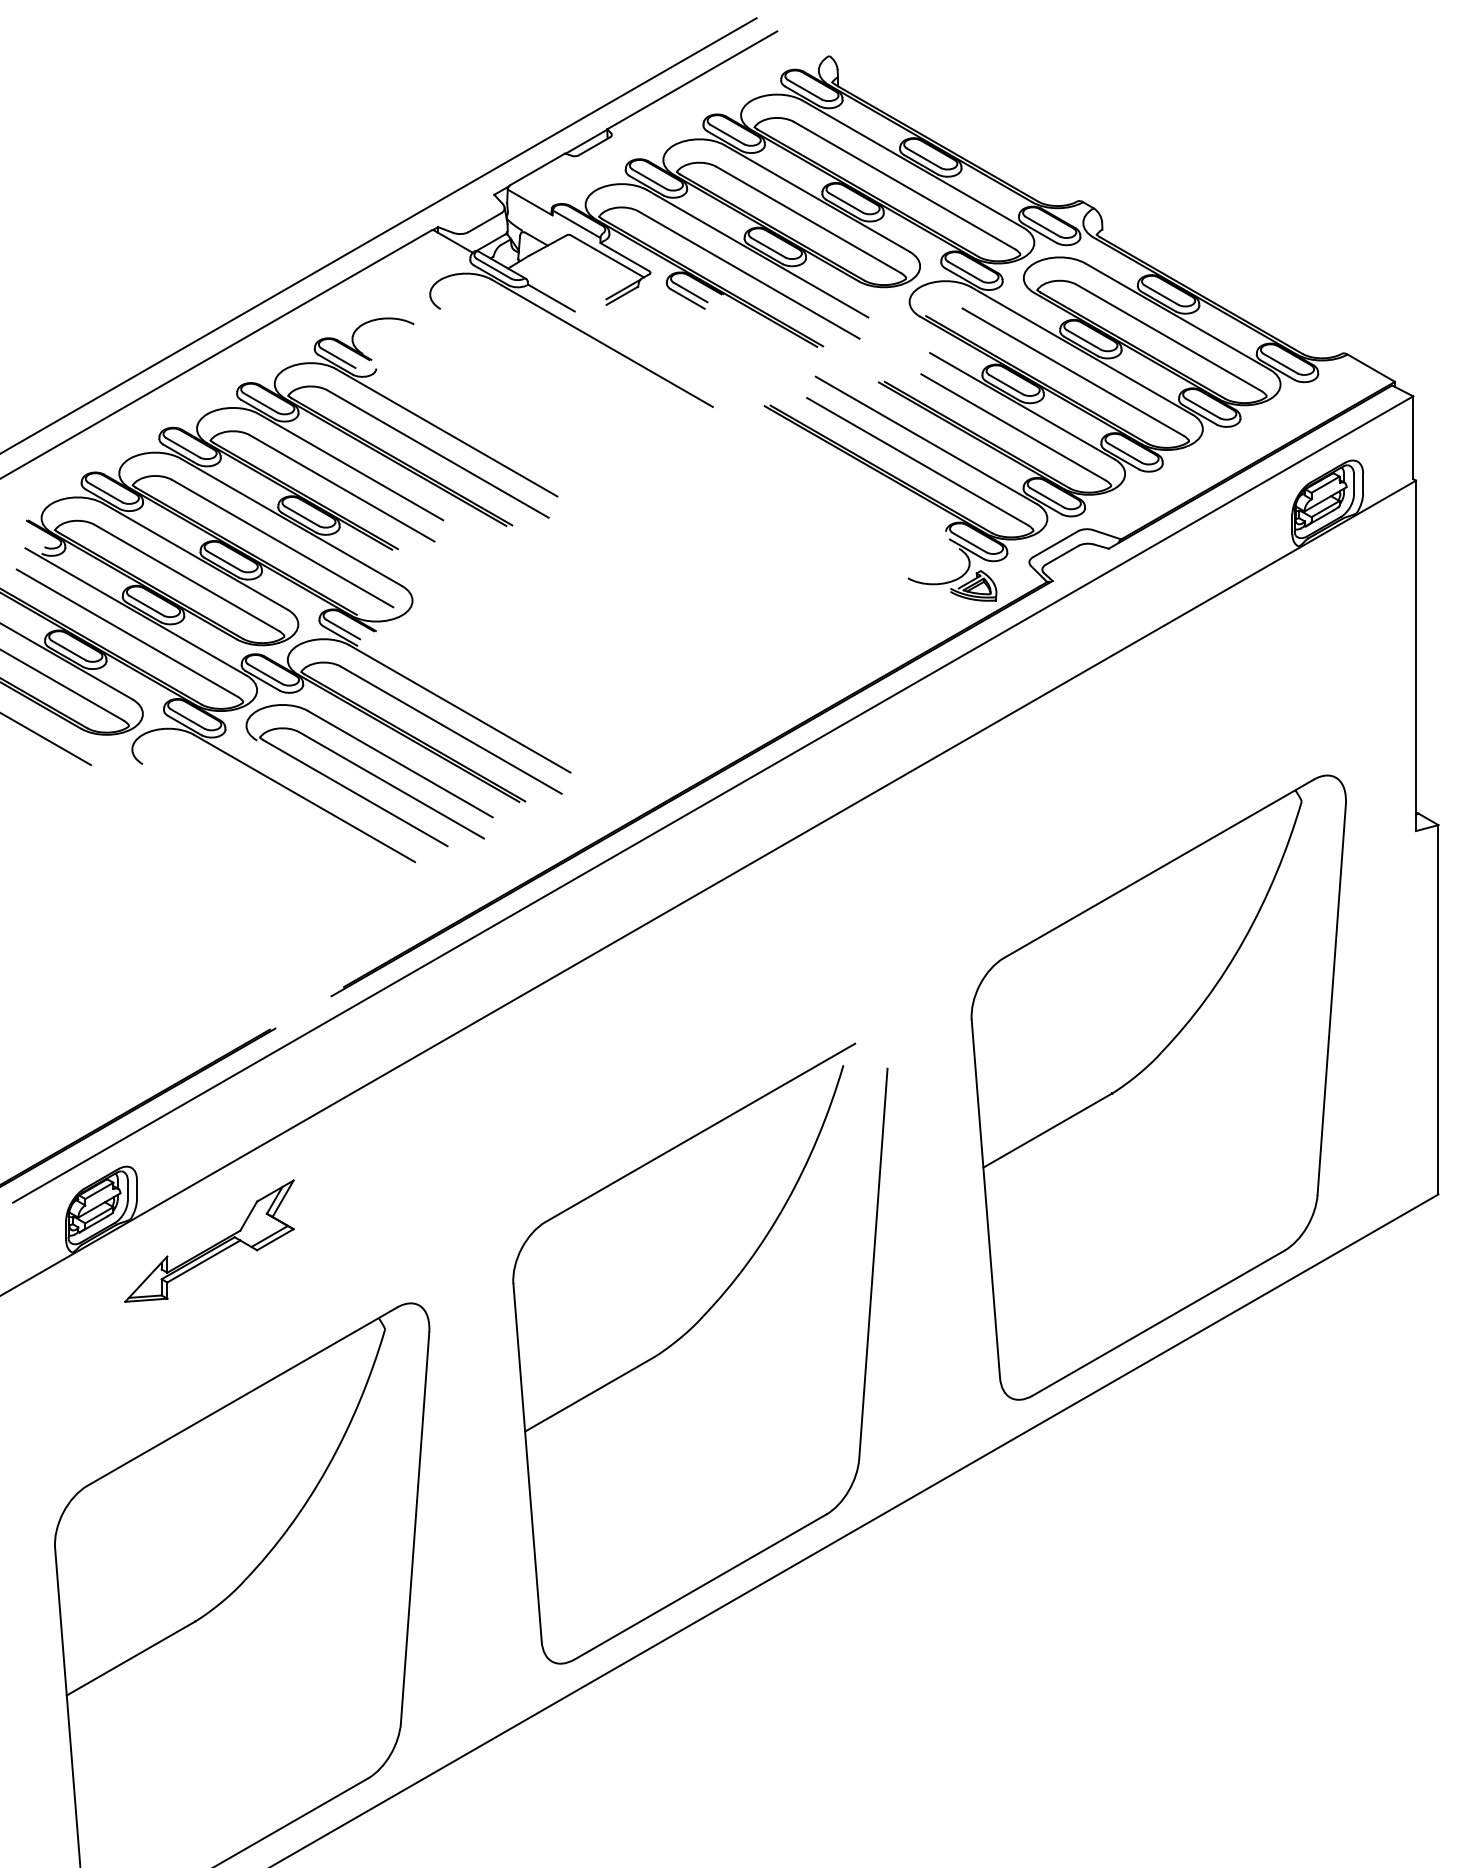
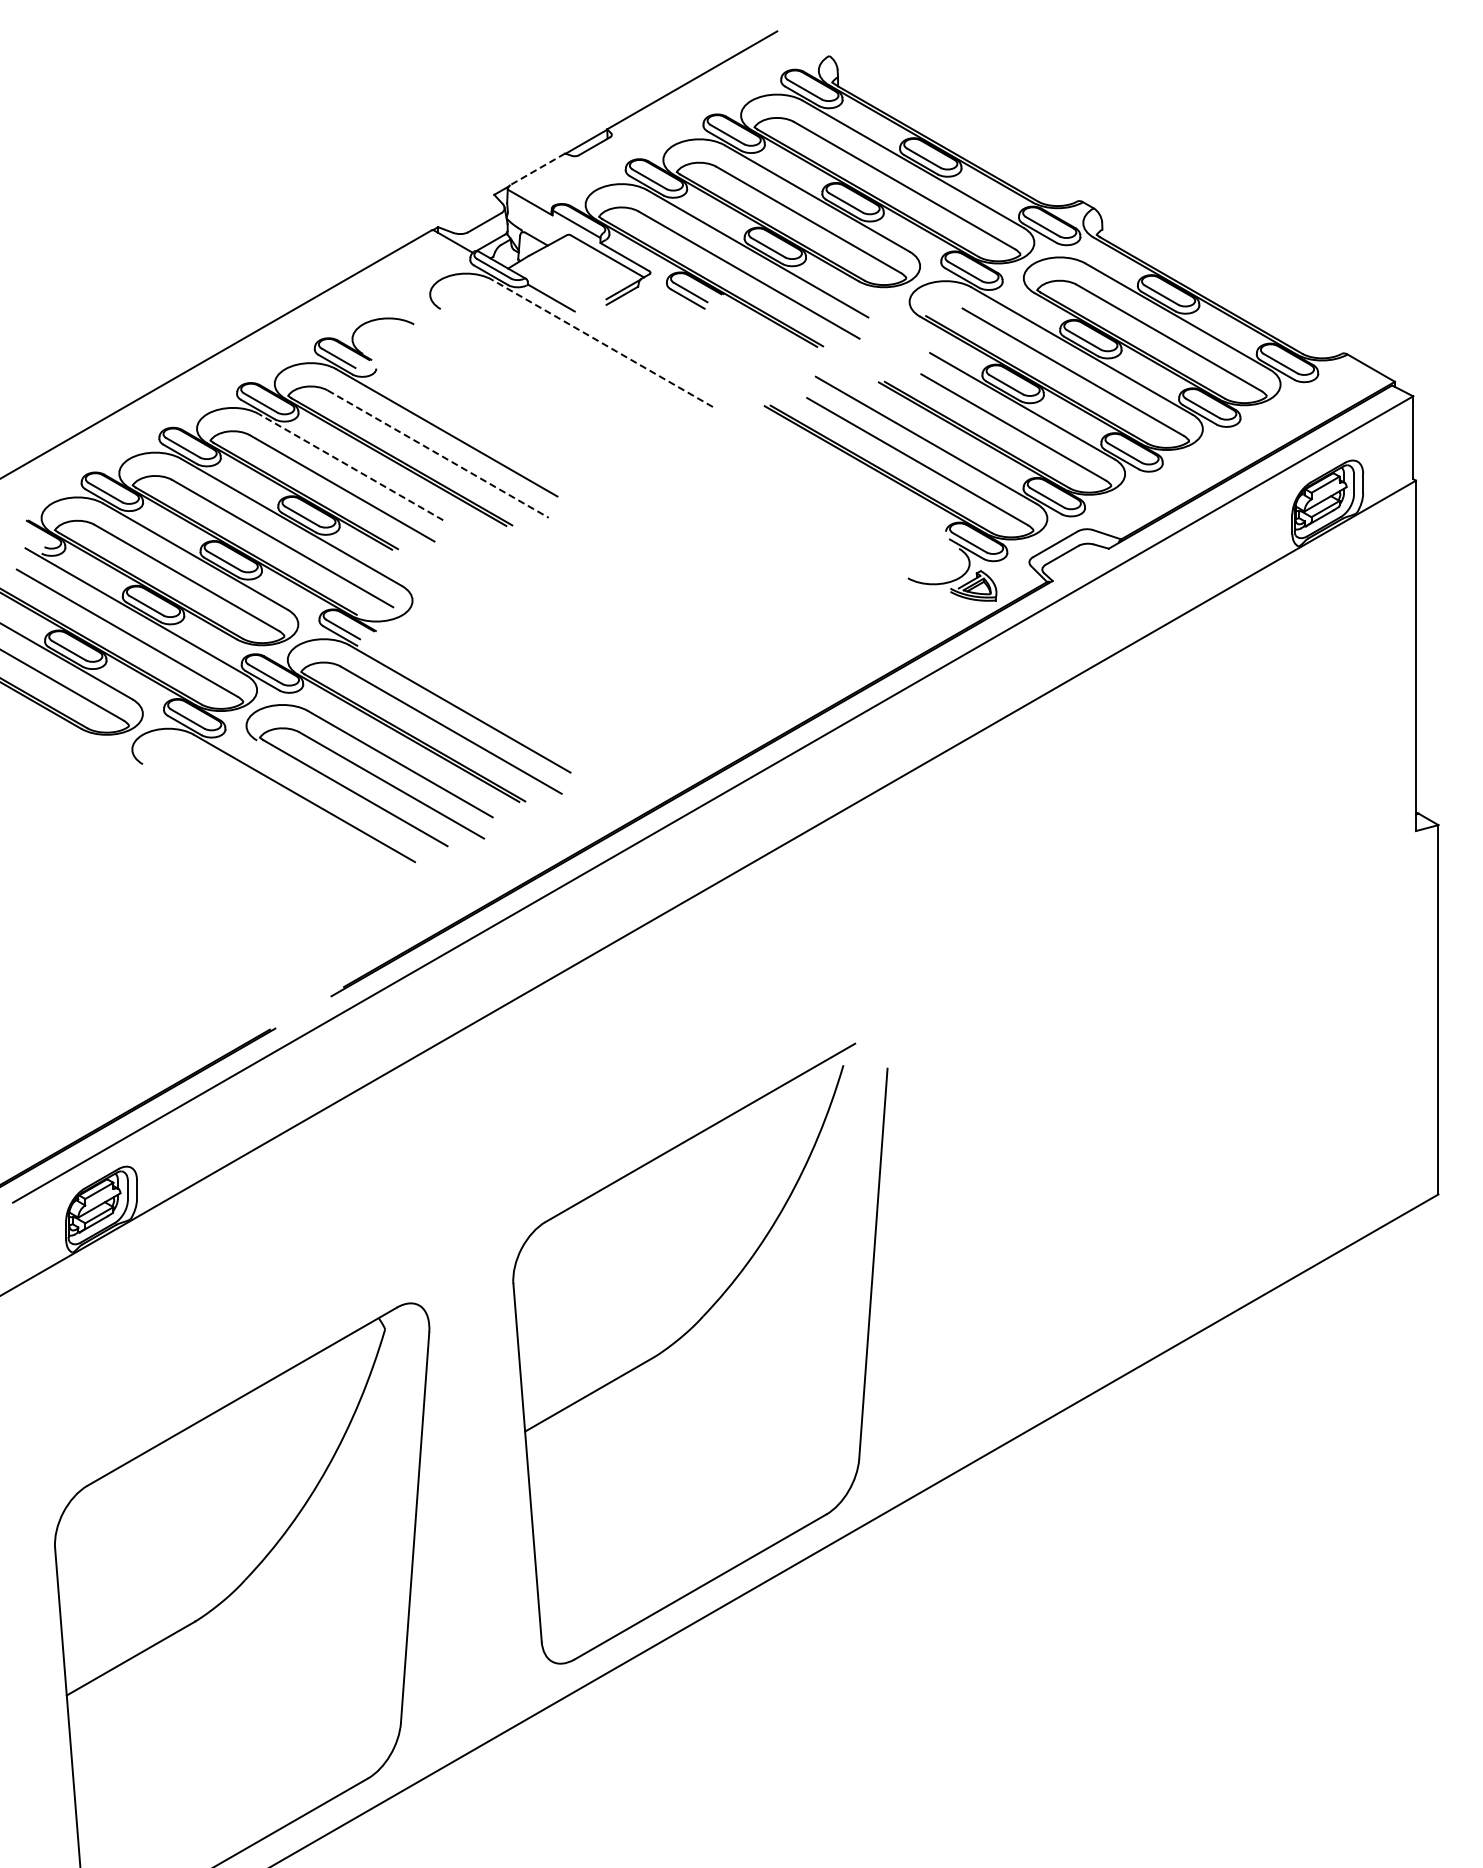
line: solid -> dashed (537, 169)
line: present -> none (379, 235)
line: solid -> dashed (602, 343)
line: solid -> dashed (438, 454)
line: solid -> dashed (350, 466)
line: present -> none (46, 739)
part: present -> none (1158, 1087)
part: present -> none (209, 1240)
